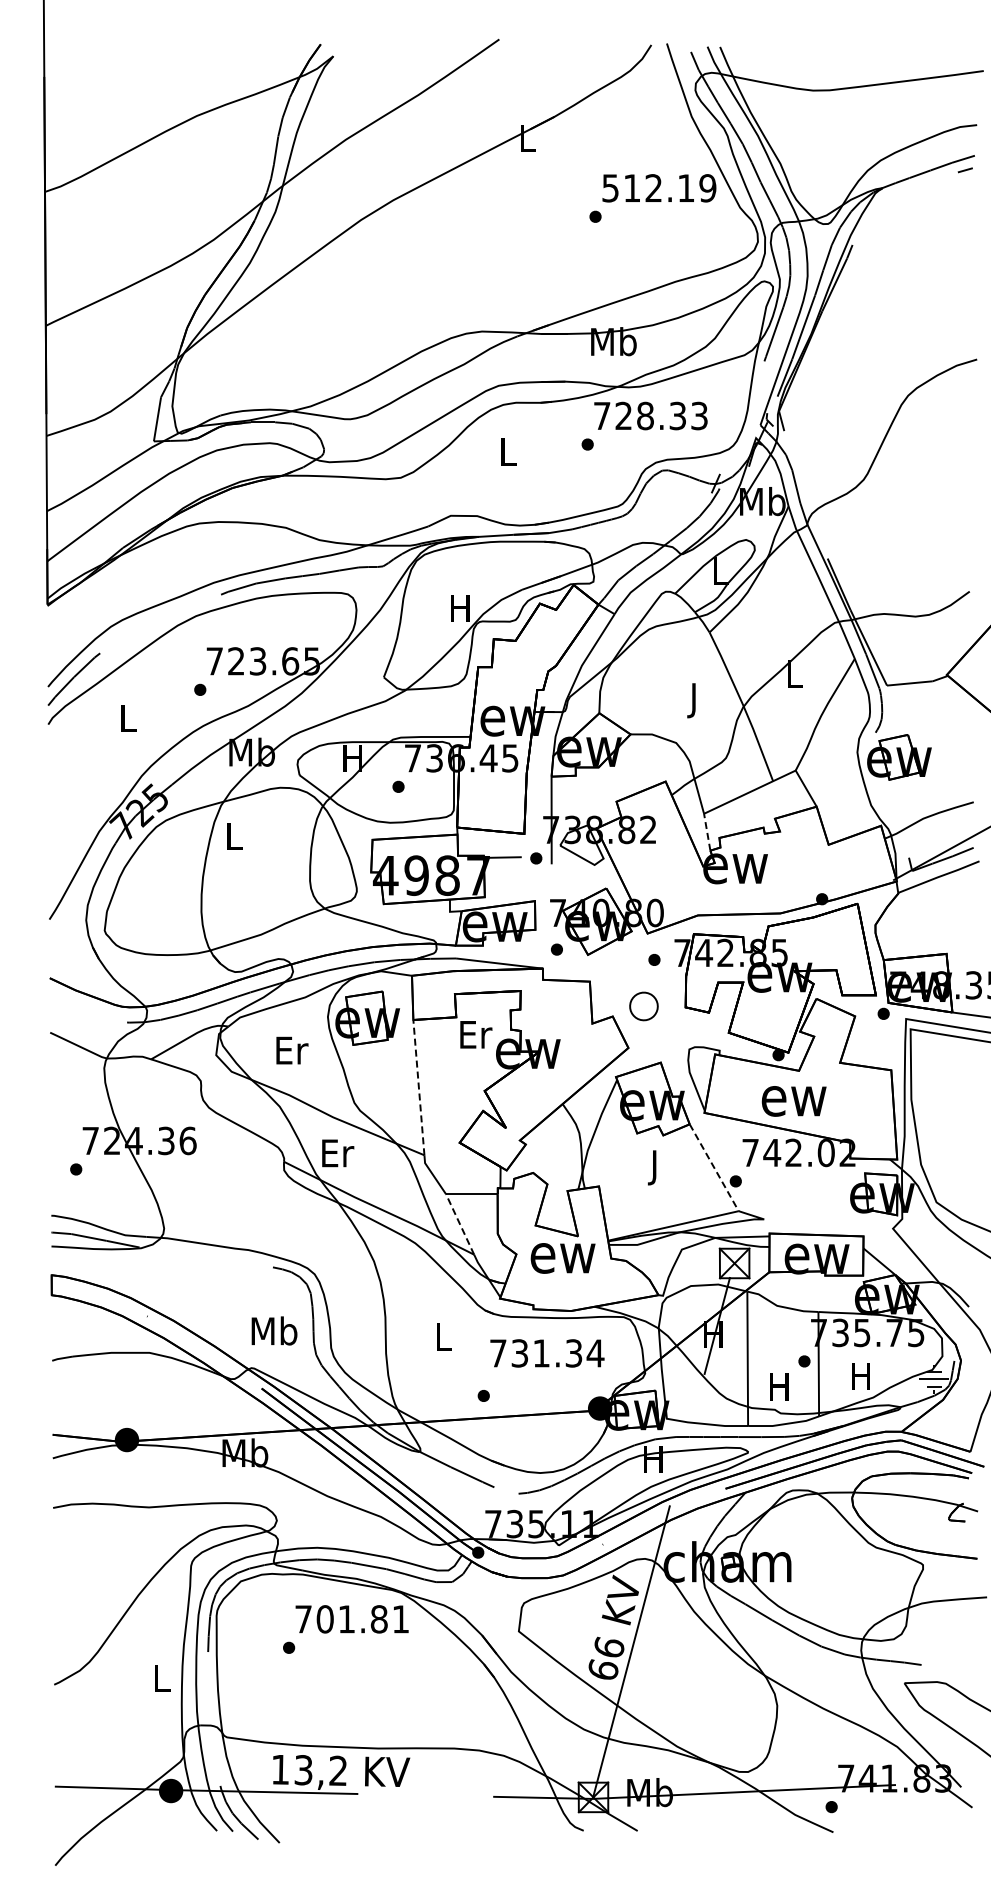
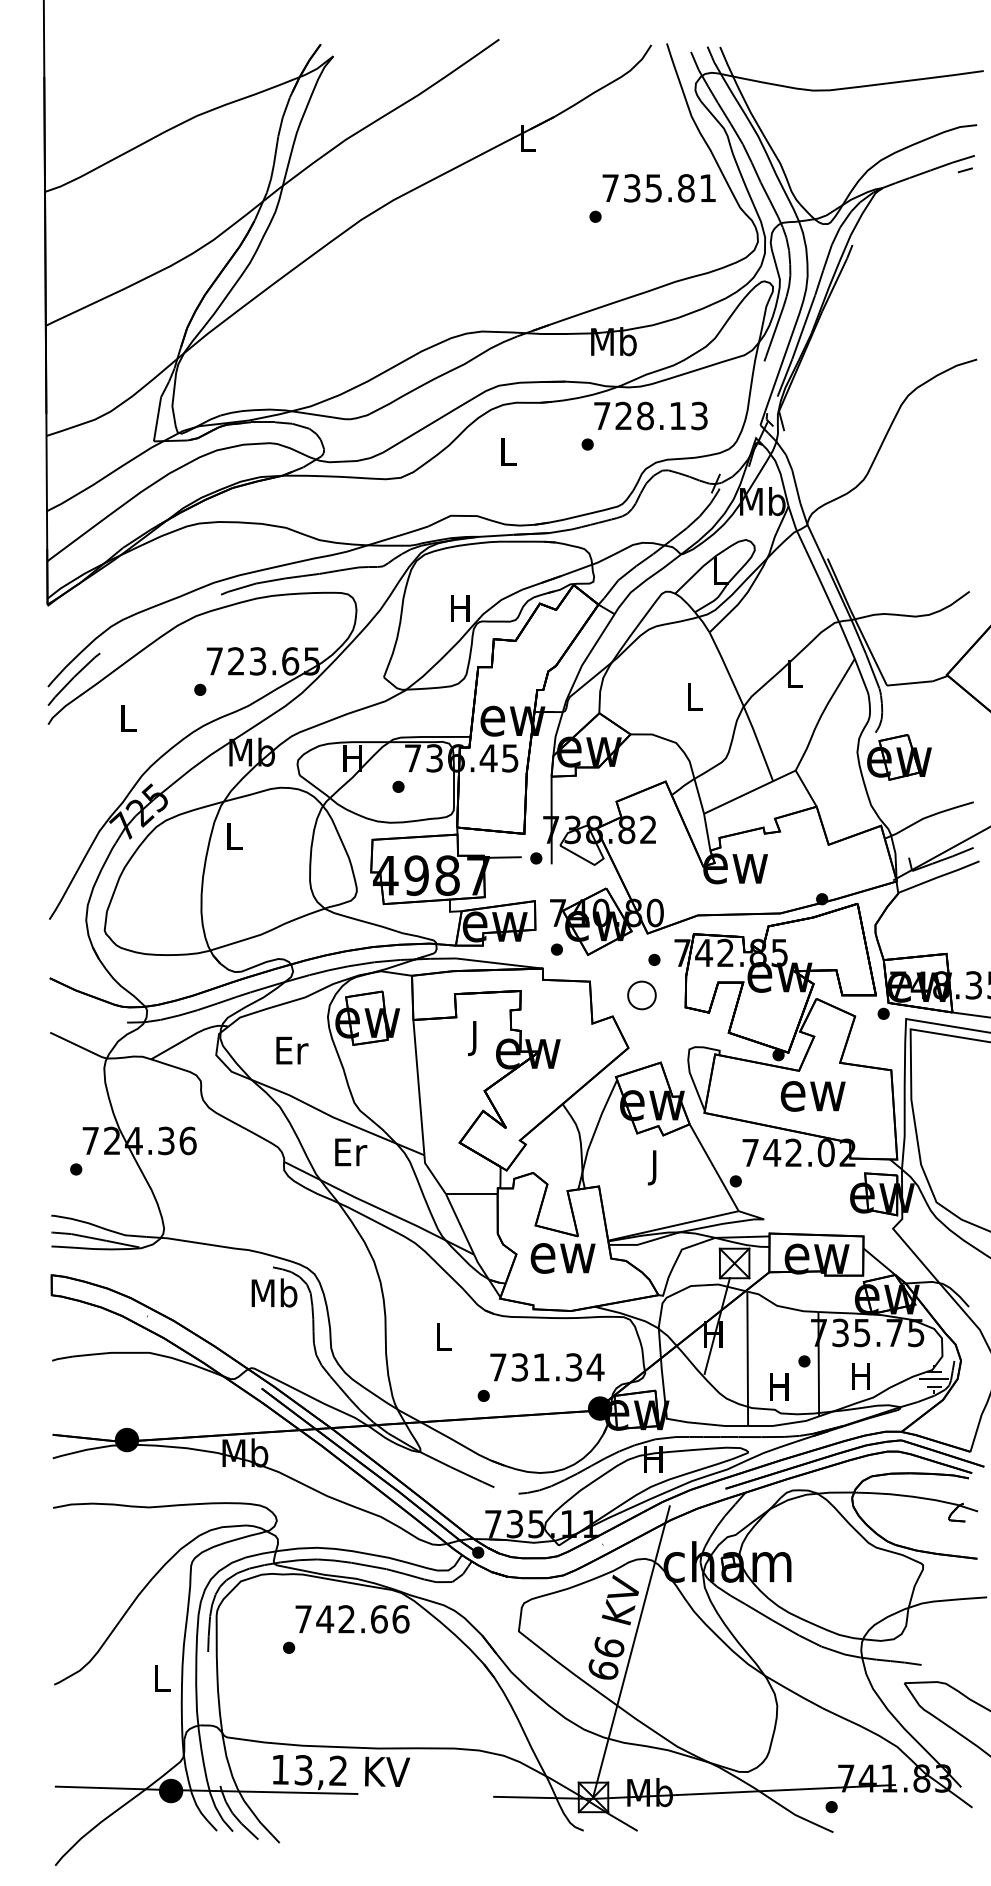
text: 512.19 -> 735.81 (659, 188)
text: 728.33 -> 728.13 (677, 415)
text: J -> L (694, 700)
line: dashed -> solid (707, 832)
part position: (643, 1006) -> (641, 995) (641, 995)
text: Er -> J (476, 1038)
line: dashed -> solid (418, 1087)
text position: (793, 1101) -> (812, 1096) (812, 1096)
text position: (338, 1153) -> (351, 1152) (351, 1152)
line: dashed -> solid (714, 1167)
line: dashed -> solid (459, 1224)
text position: (274, 1330) -> (274, 1292) (274, 1292)
text position: (547, 1353) -> (547, 1367) (547, 1367)
text: 701.81 -> 742.66 (362, 1619)
